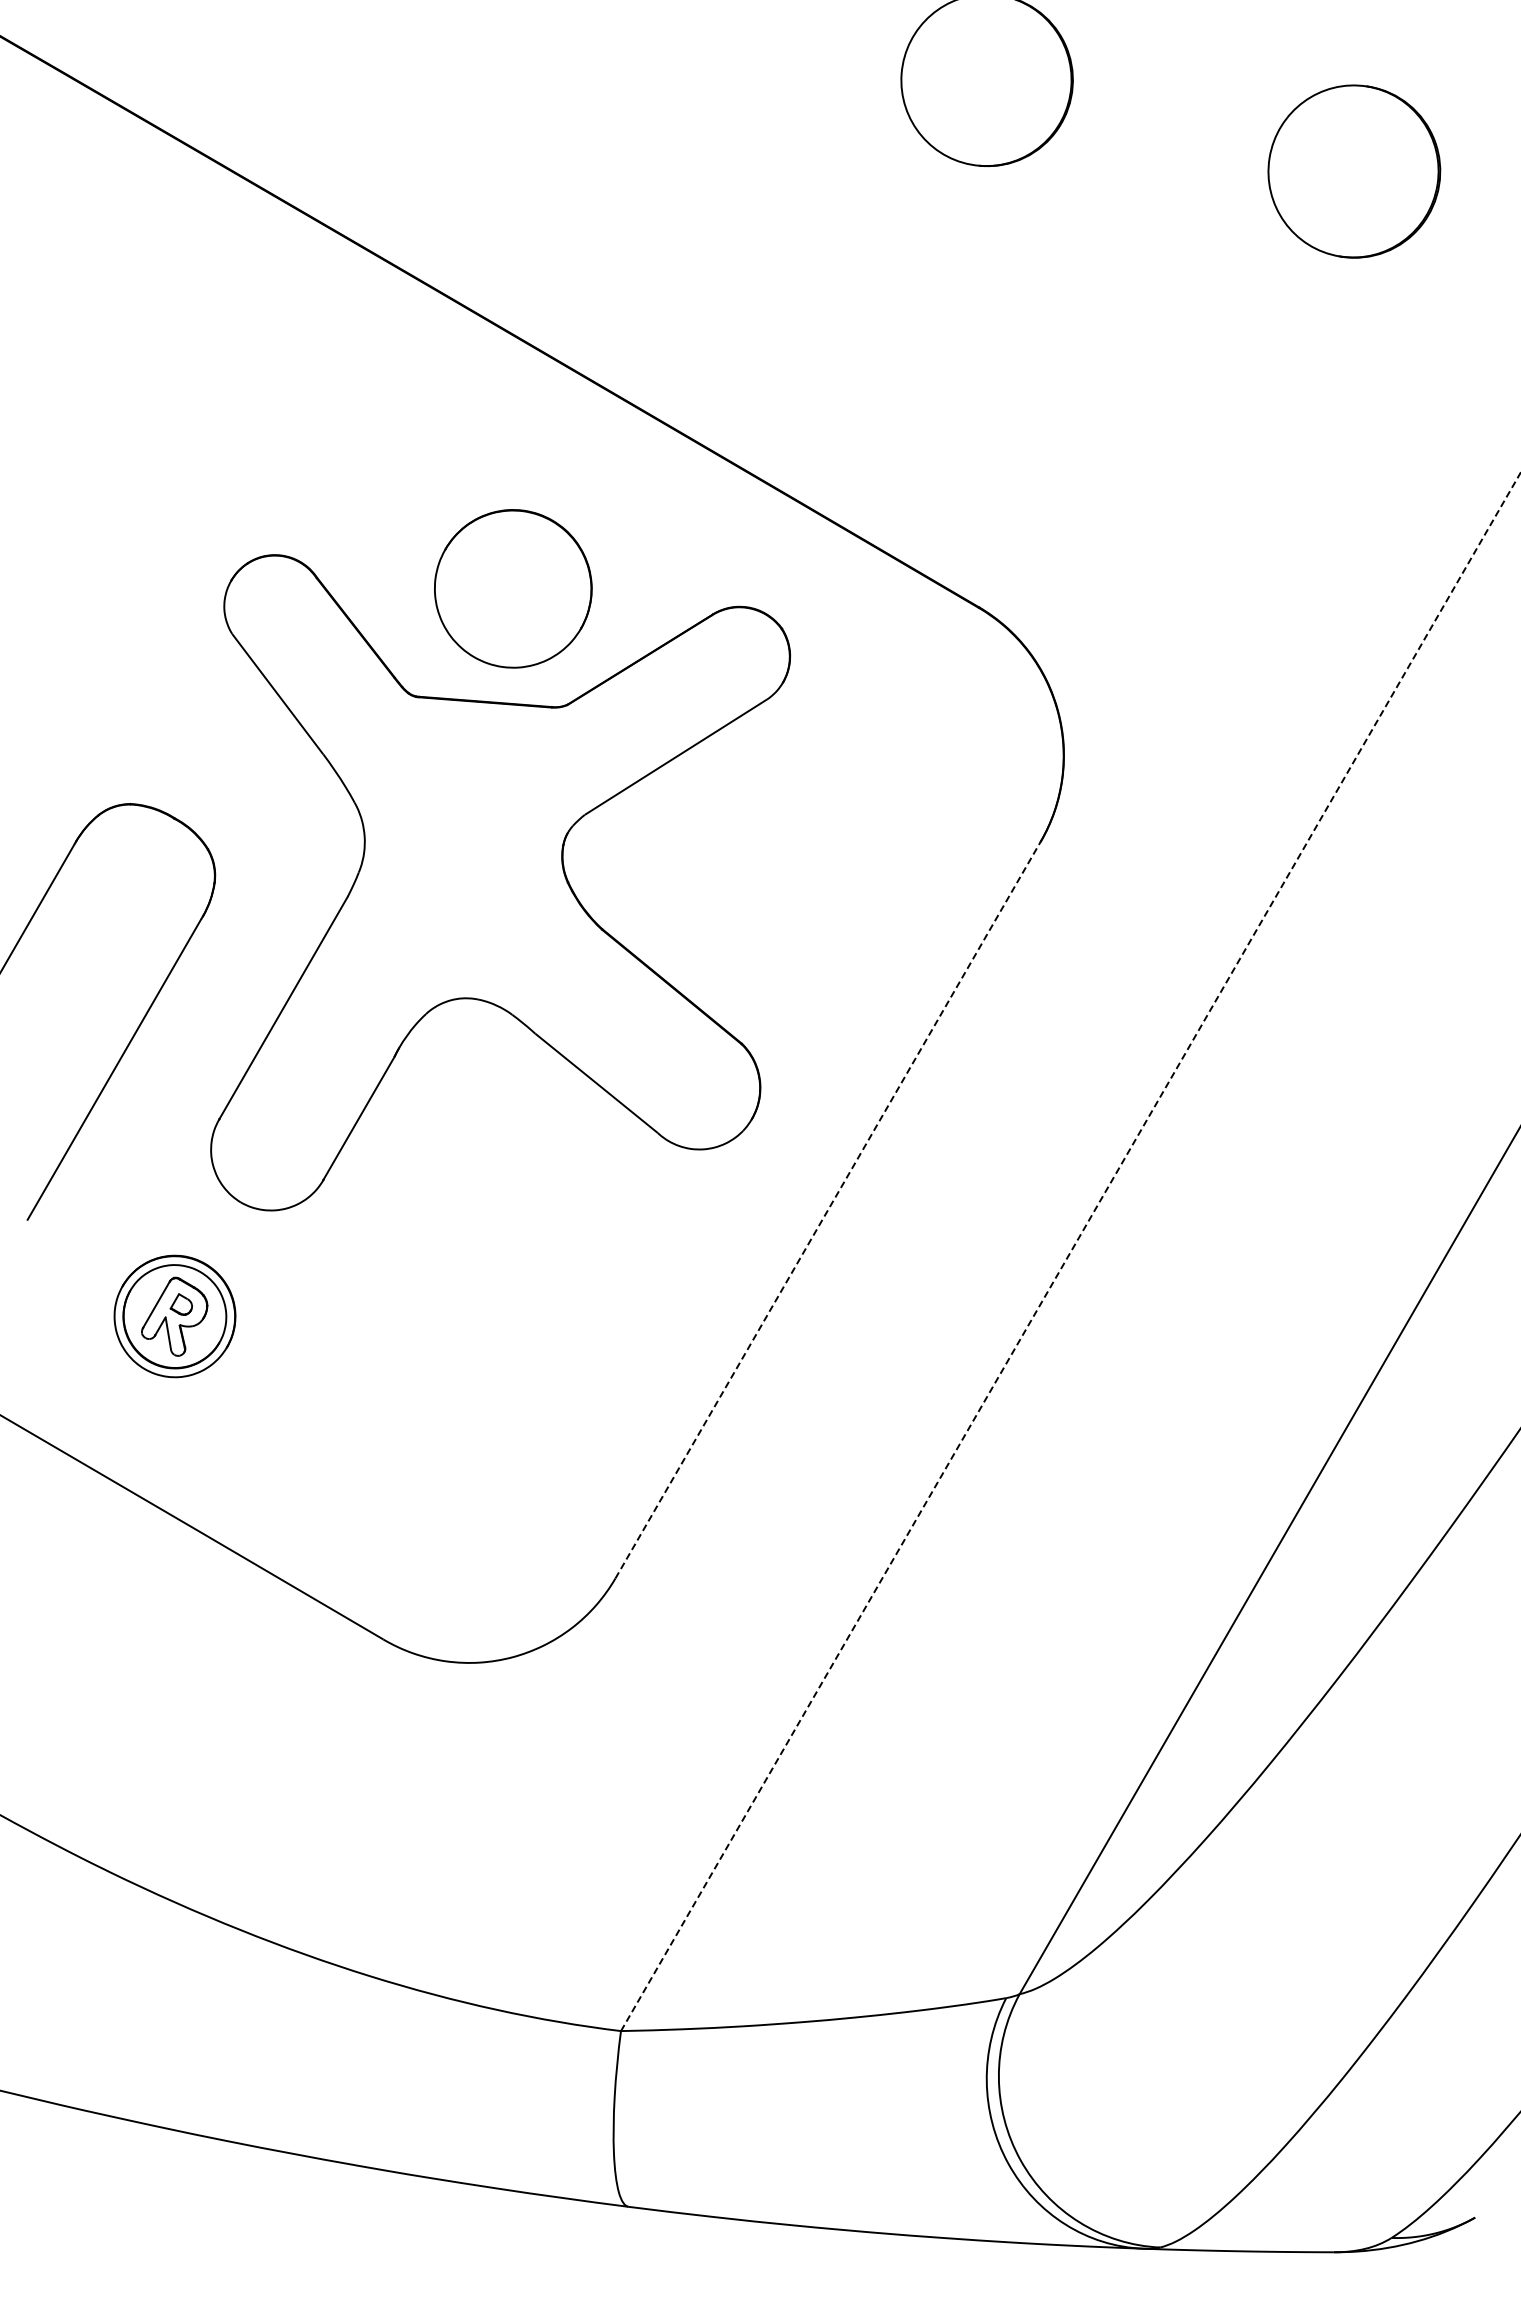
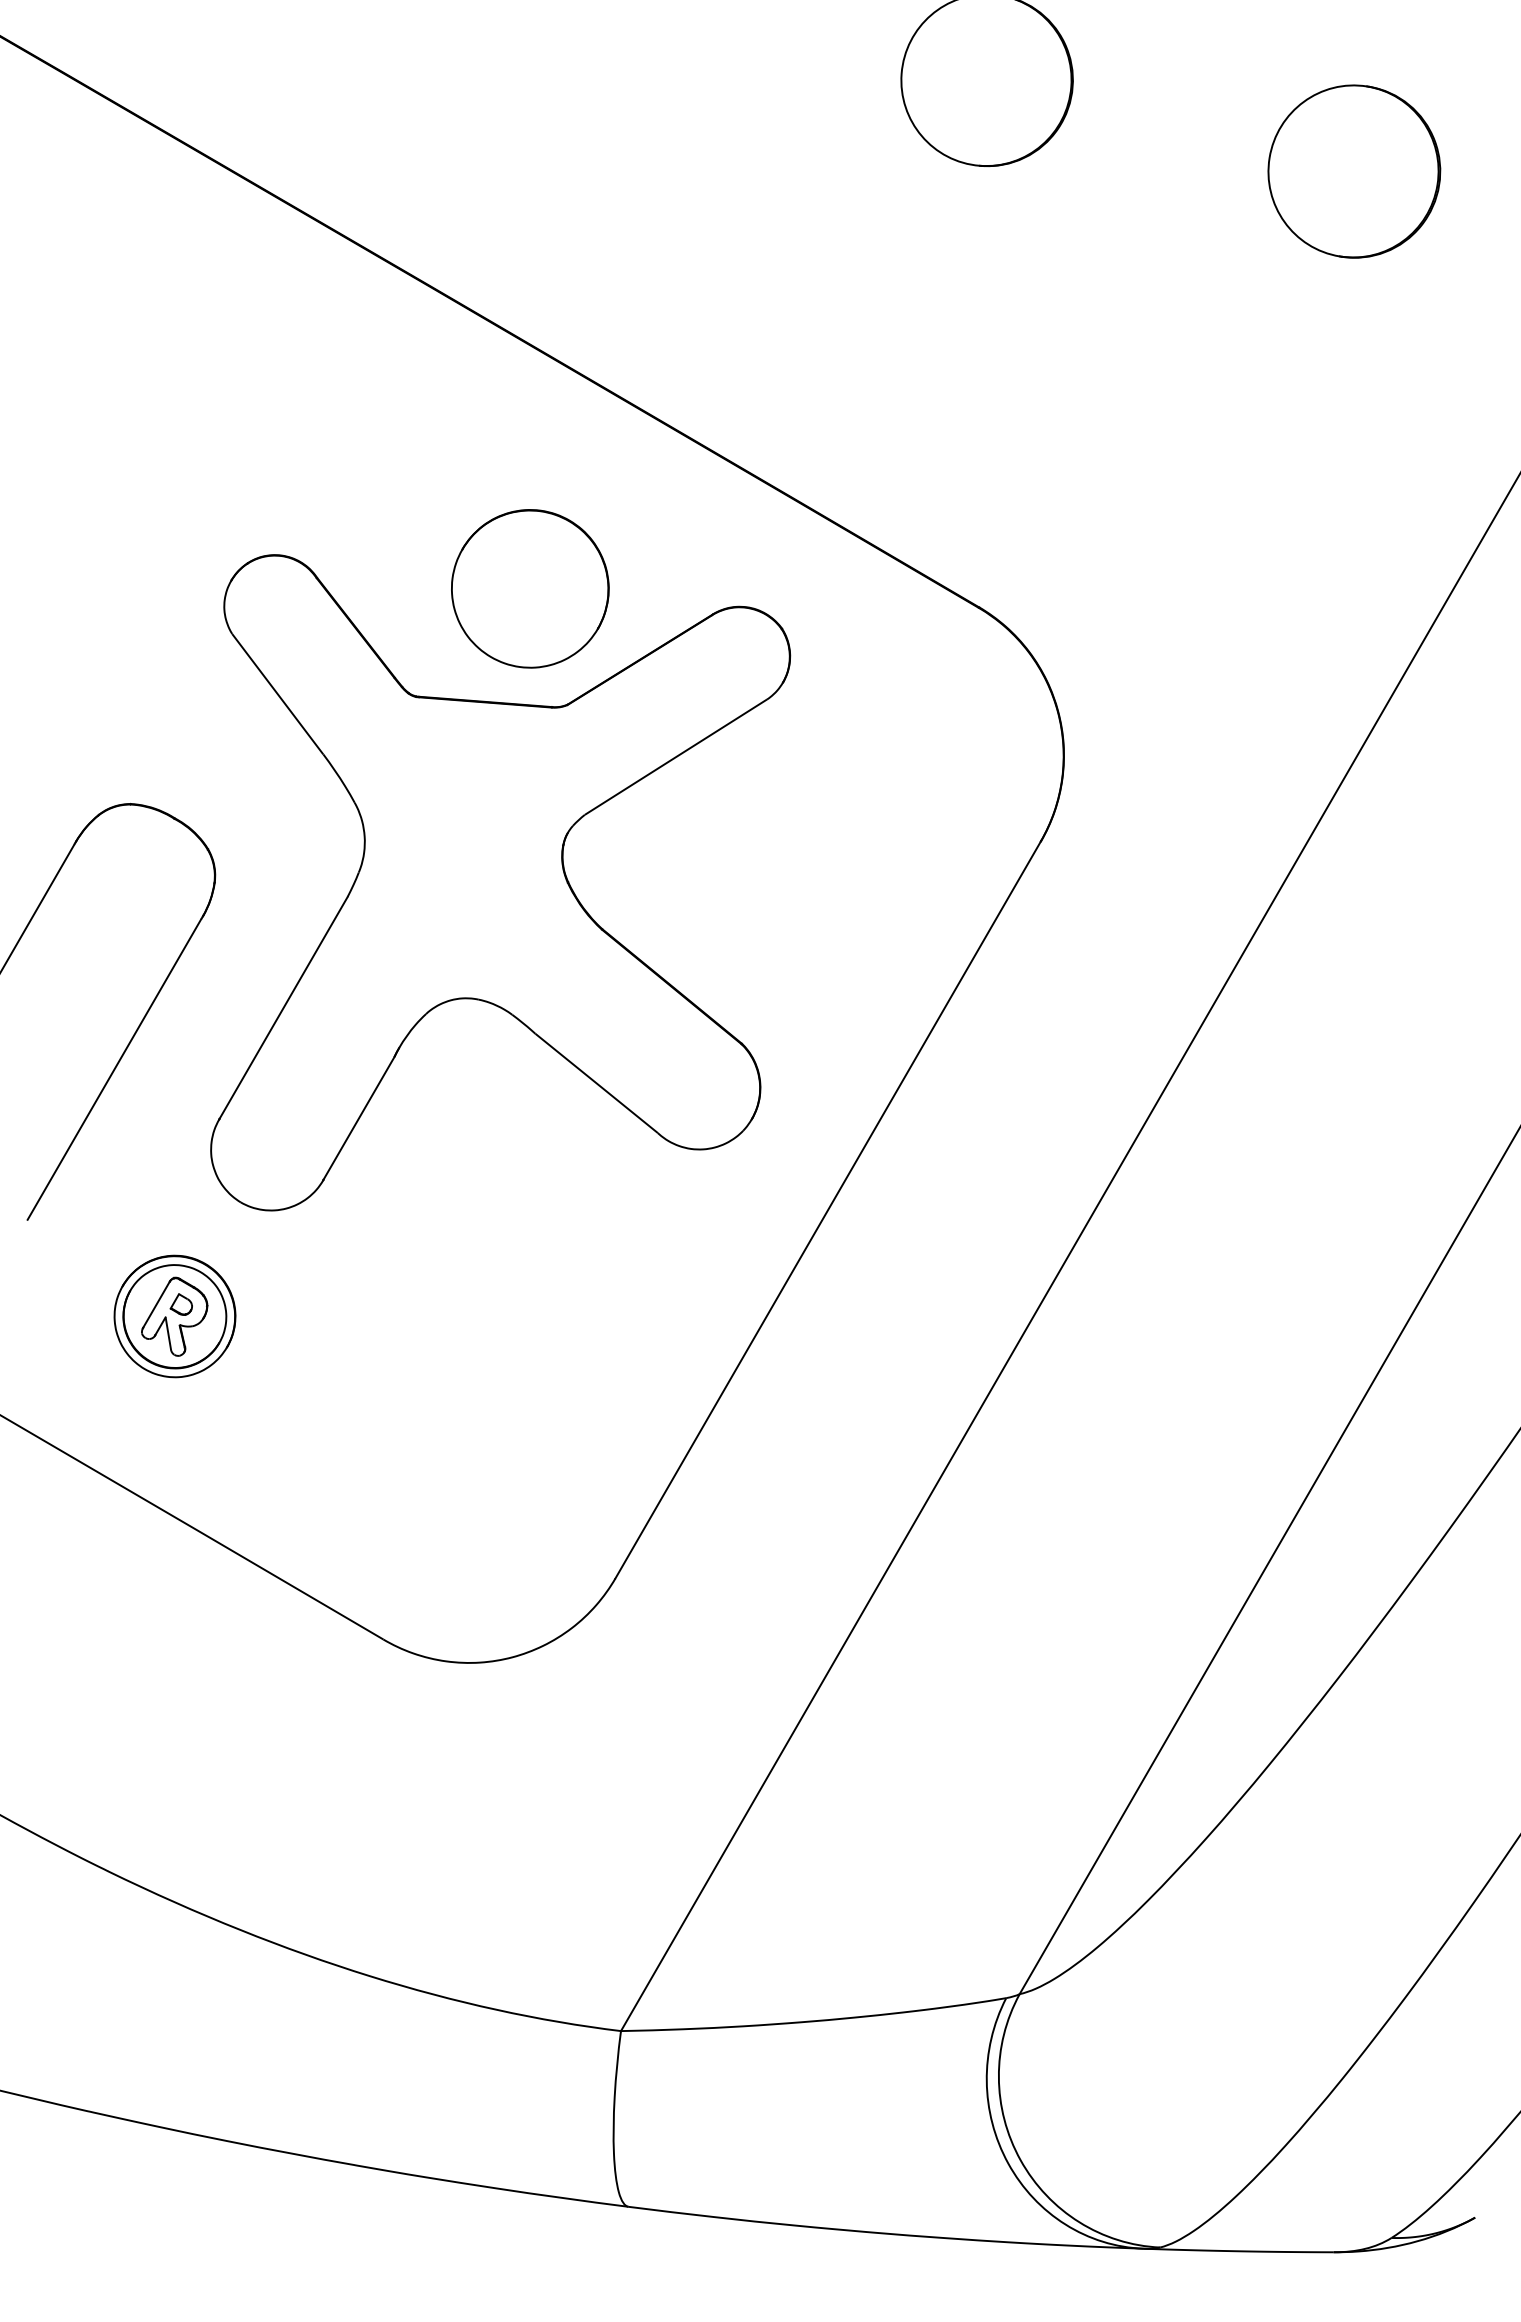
part position: (513, 588) -> (530, 588) (530, 588)
line: dashed -> solid (828, 1209)
line: dashed -> solid (1070, 1251)
